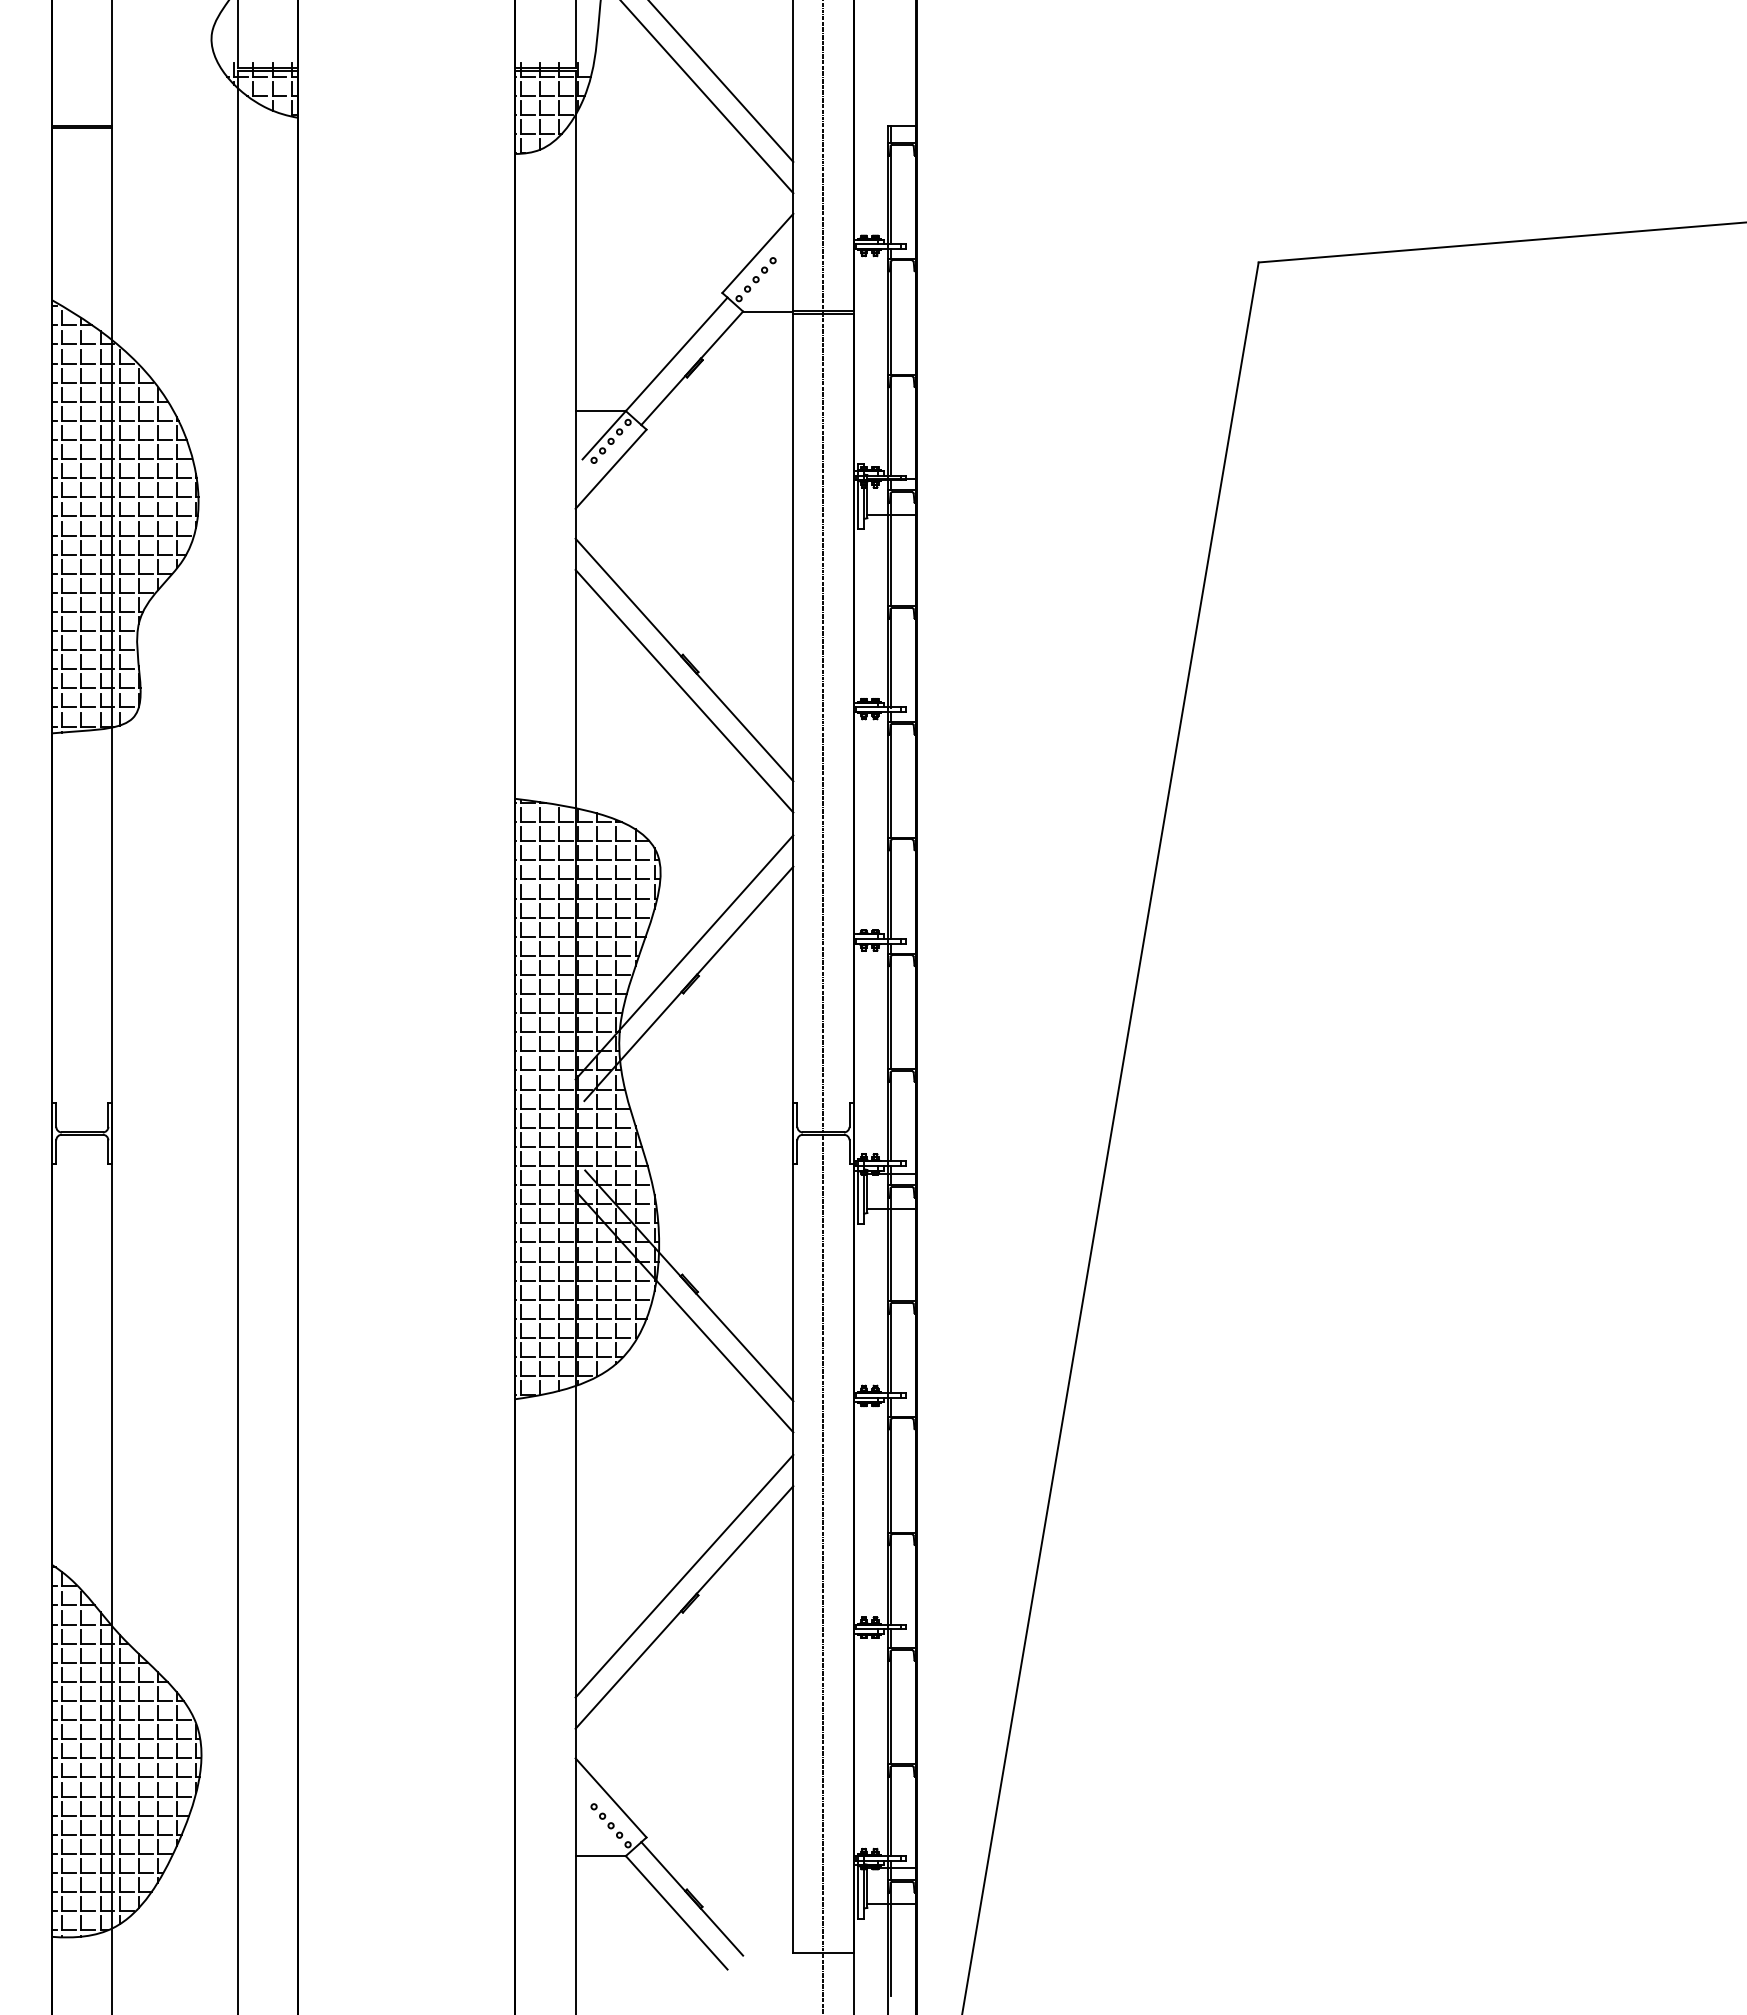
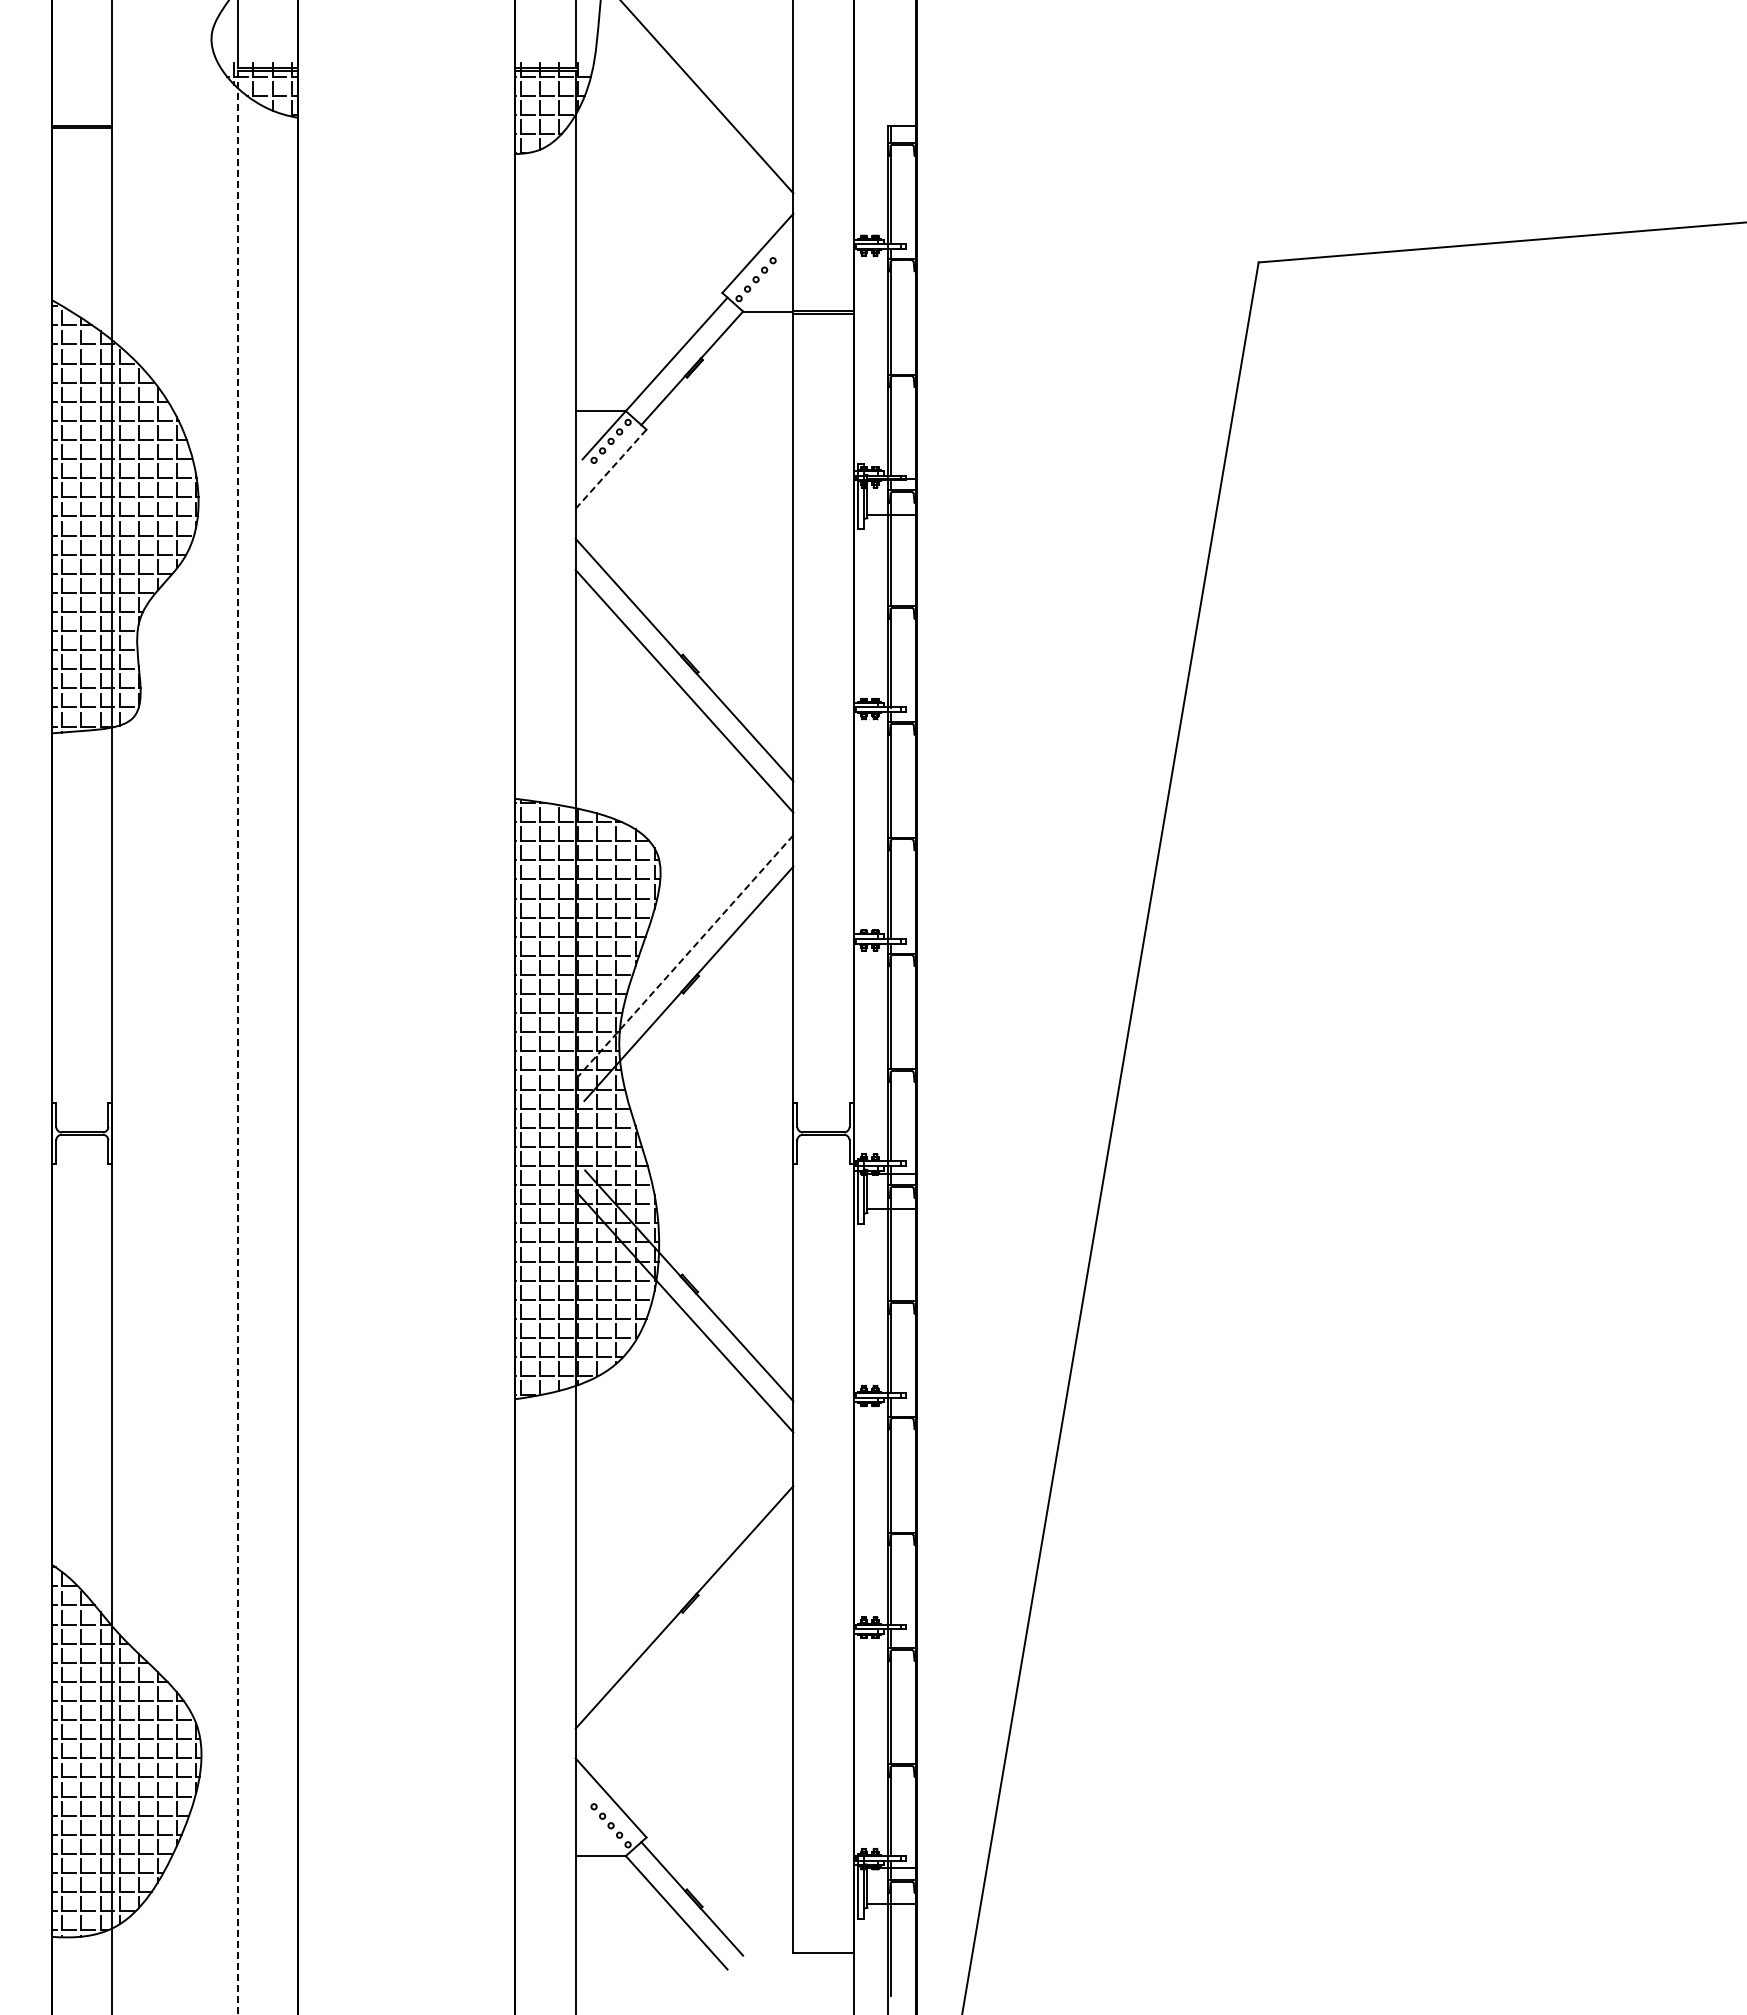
line: present -> none (721, 81)
line: solid -> dashed (611, 468)
line: solid -> dashed (684, 957)
line: present -> none (823, 1006)
line: solid -> dashed (237, 1043)
line: present -> none (684, 1575)
